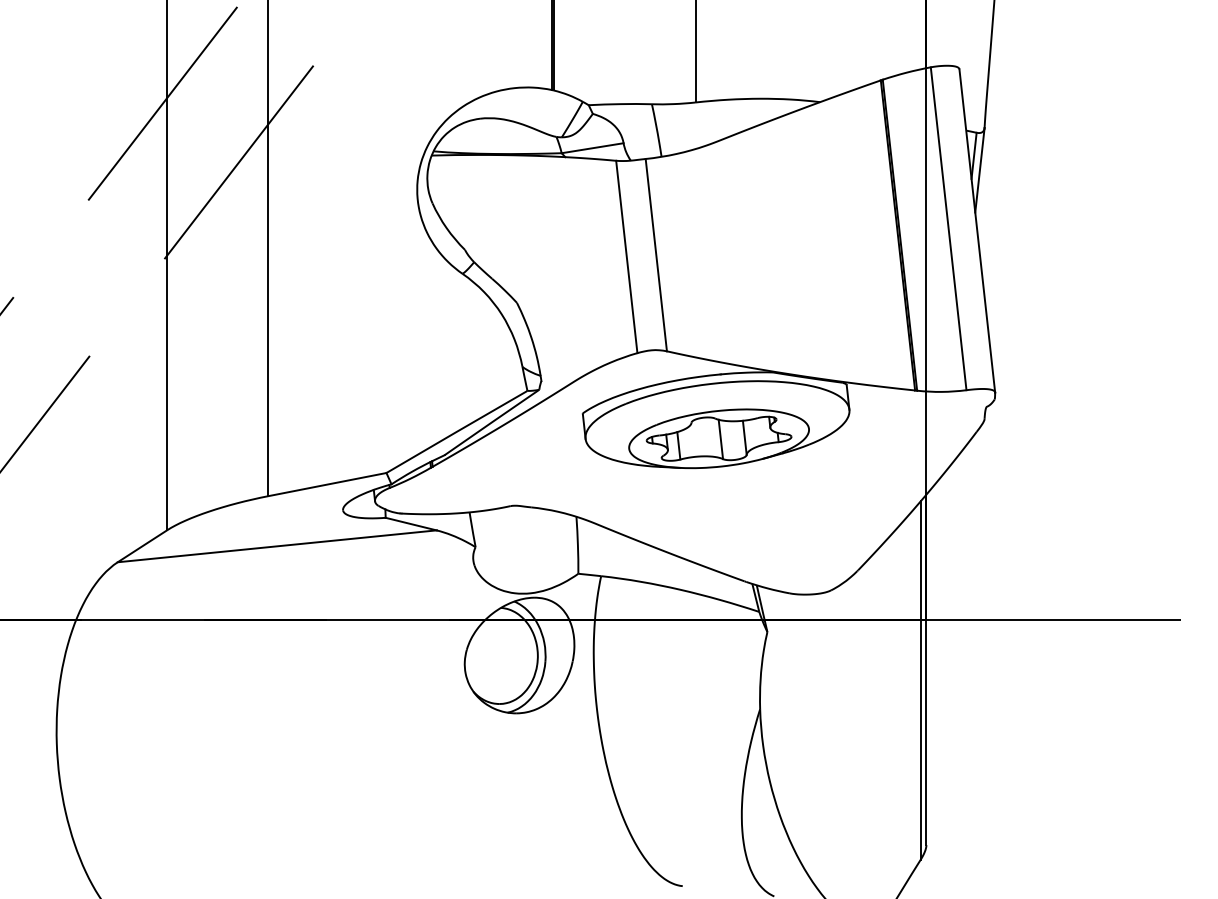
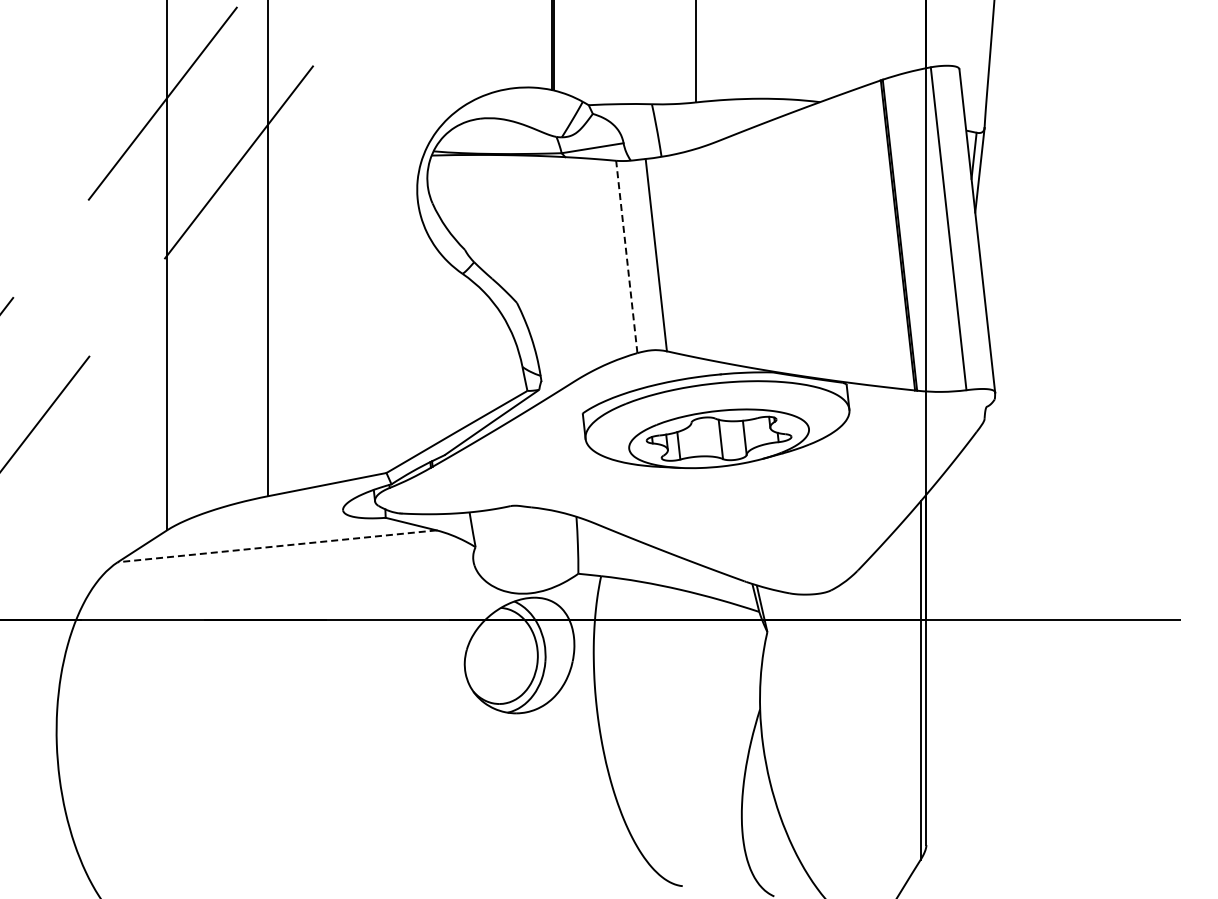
line: solid -> dashed (626, 256)
line: solid -> dashed (276, 546)
